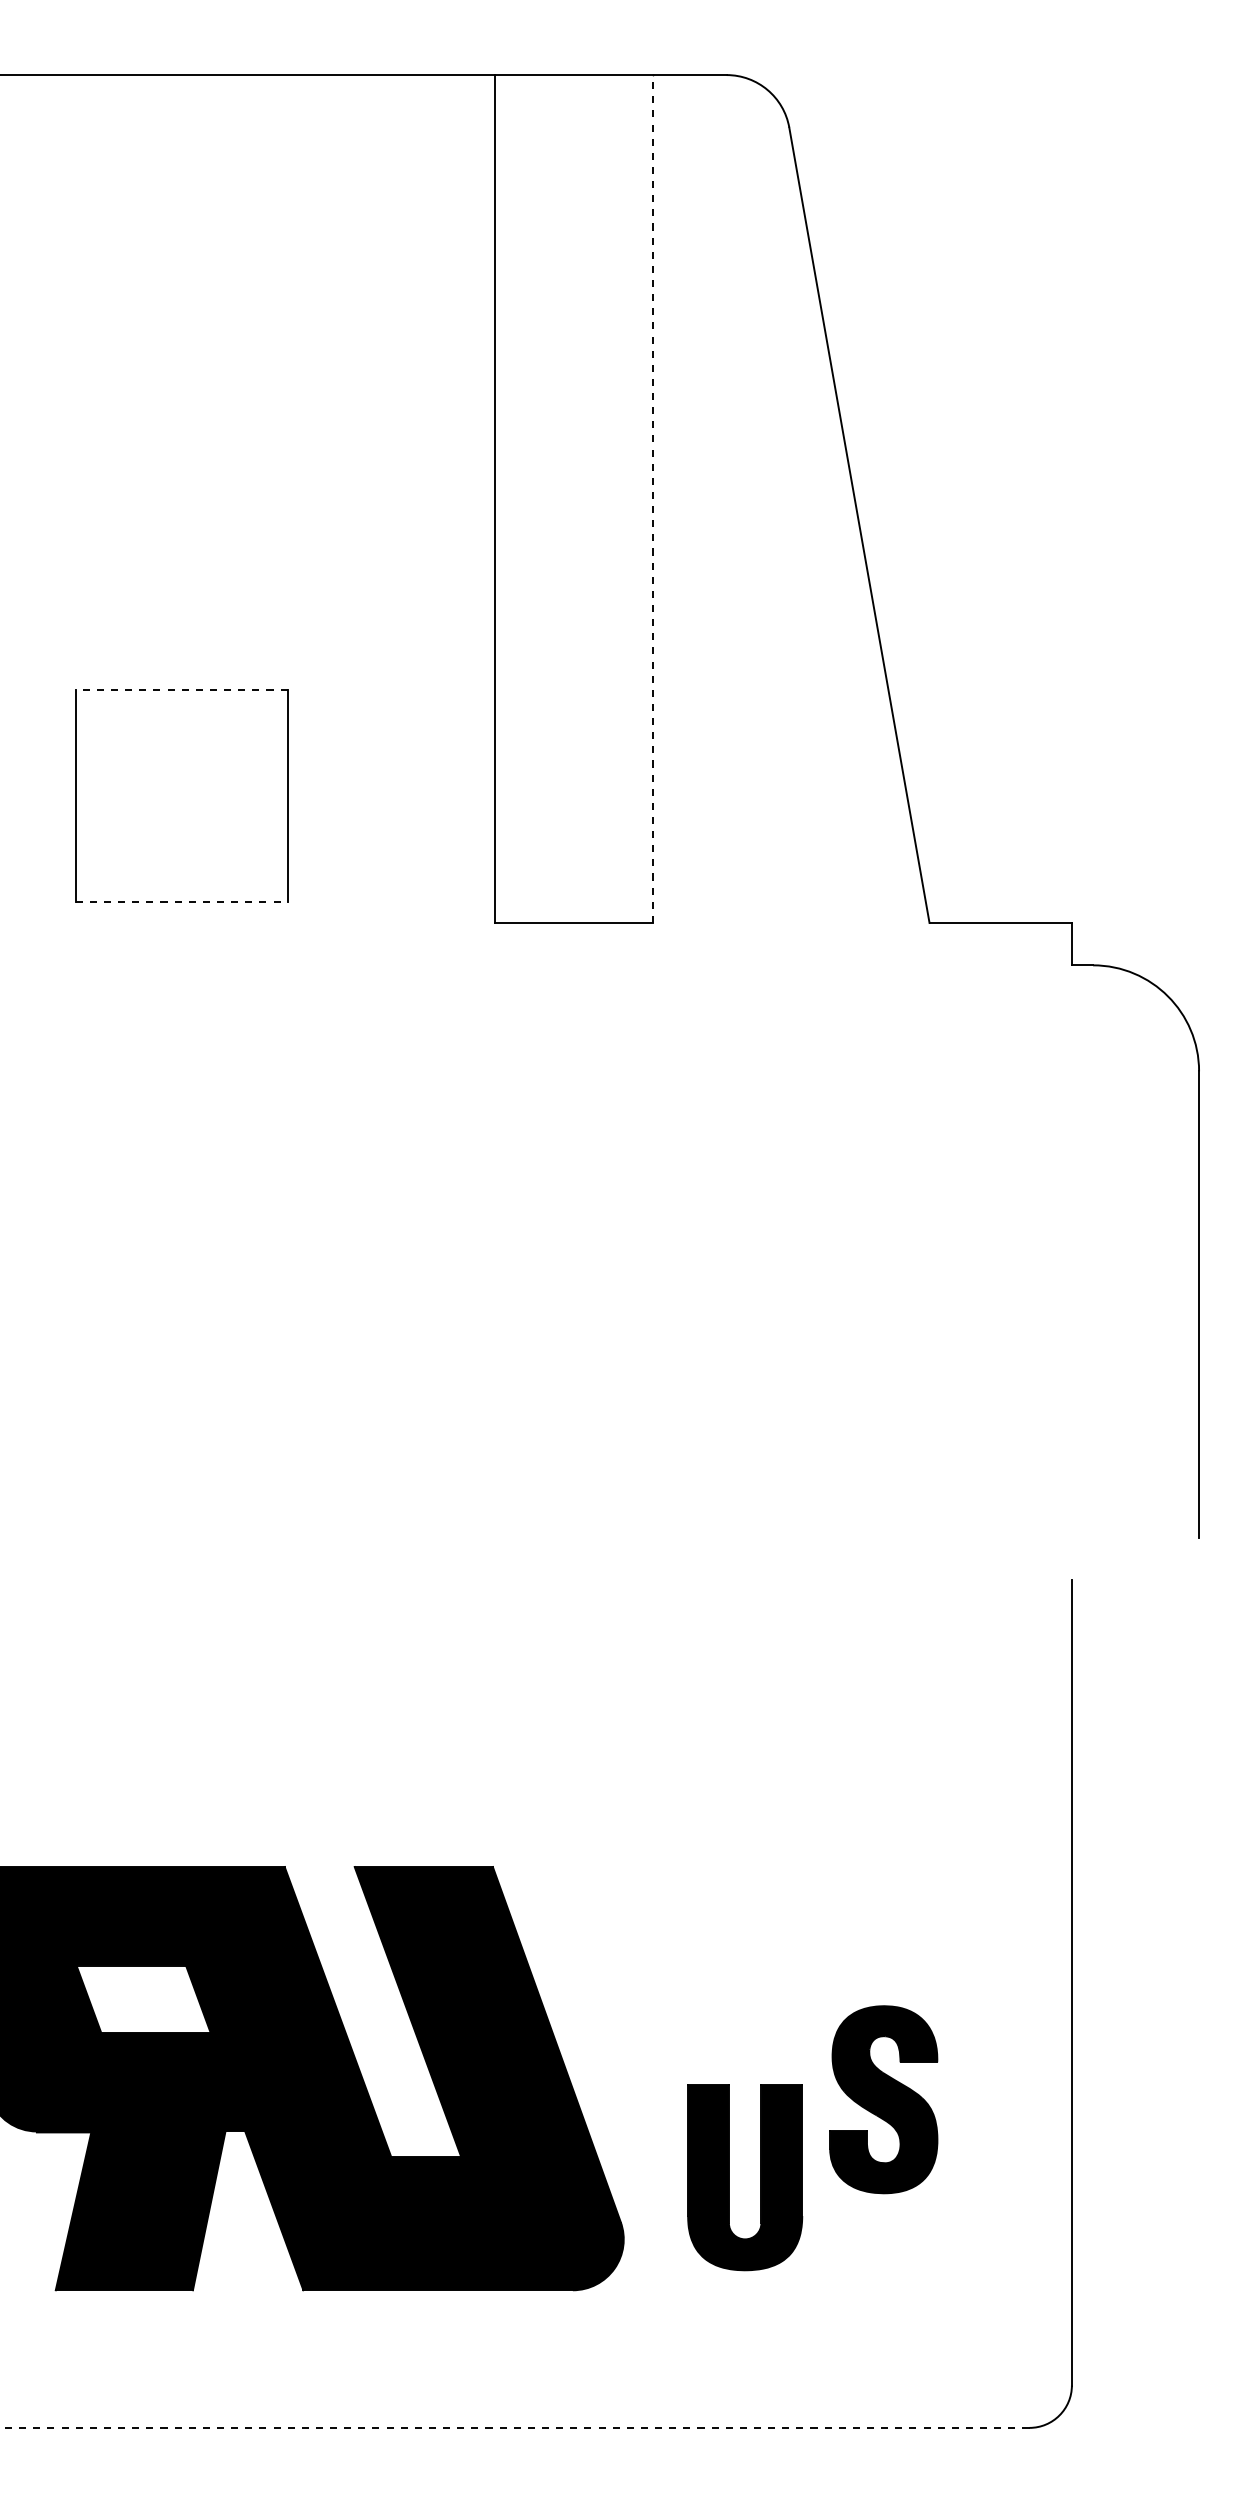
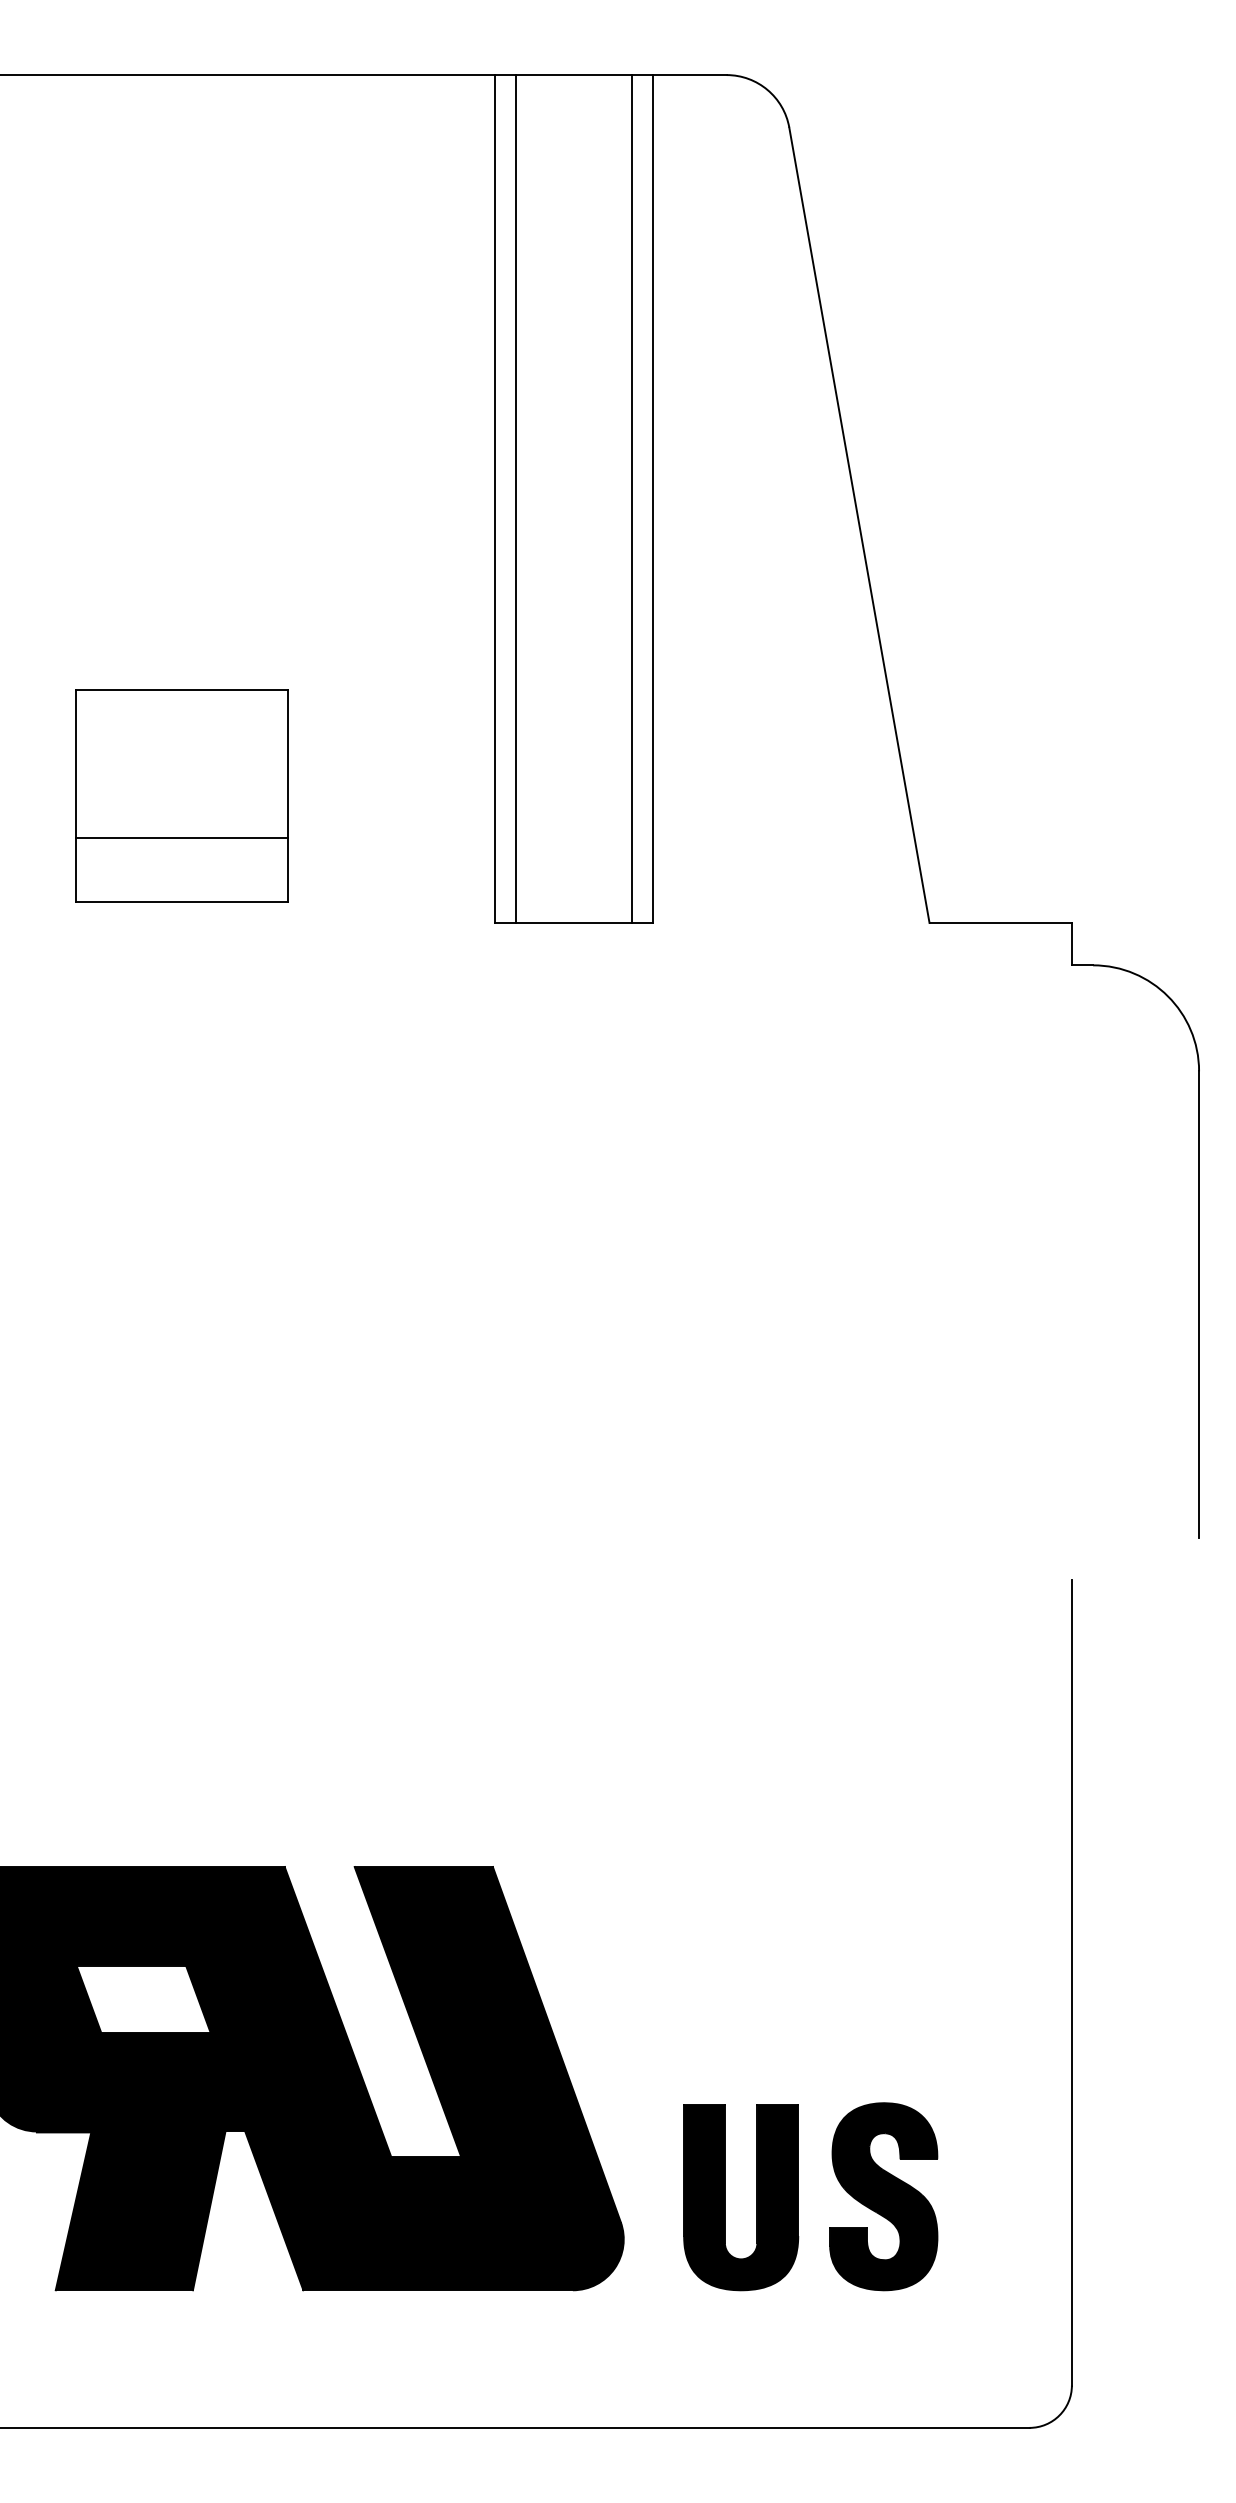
line: none -> present (515, 498)
line: none -> present (631, 498)
line: dashed -> solid (652, 499)
line: dashed -> solid (181, 689)
line: none -> present (181, 838)
line: dashed -> solid (181, 901)
part position: (883, 2099) -> (883, 2196) (883, 2196)
part position: (760, 2177) -> (756, 2197) (756, 2197)
line: dashed -> solid (514, 2427)
